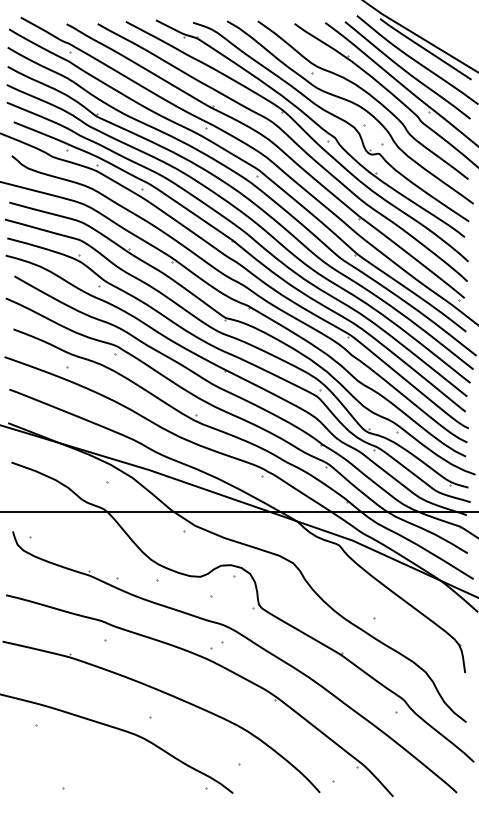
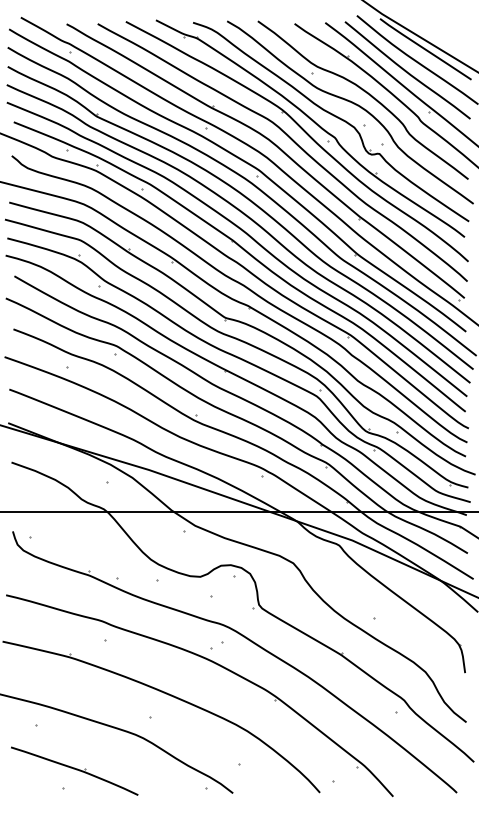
part: none -> present (74, 770)
